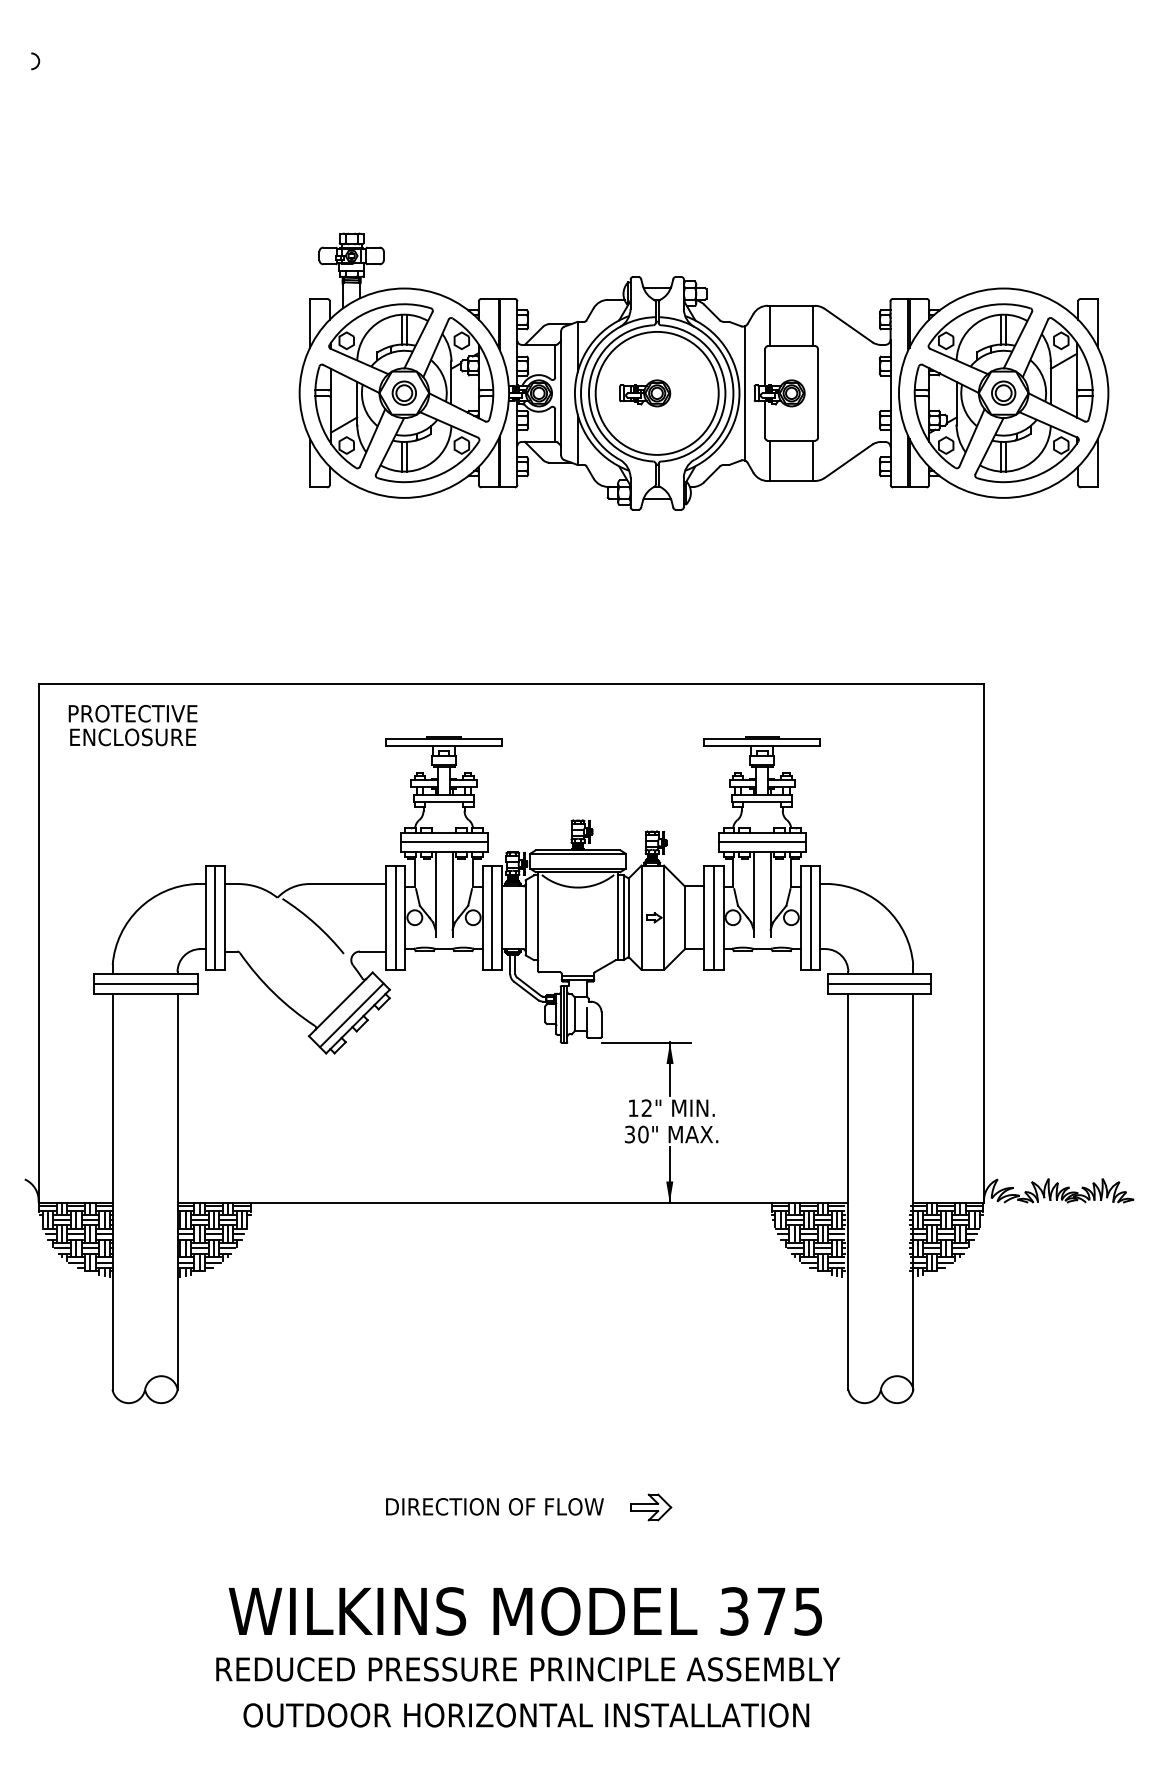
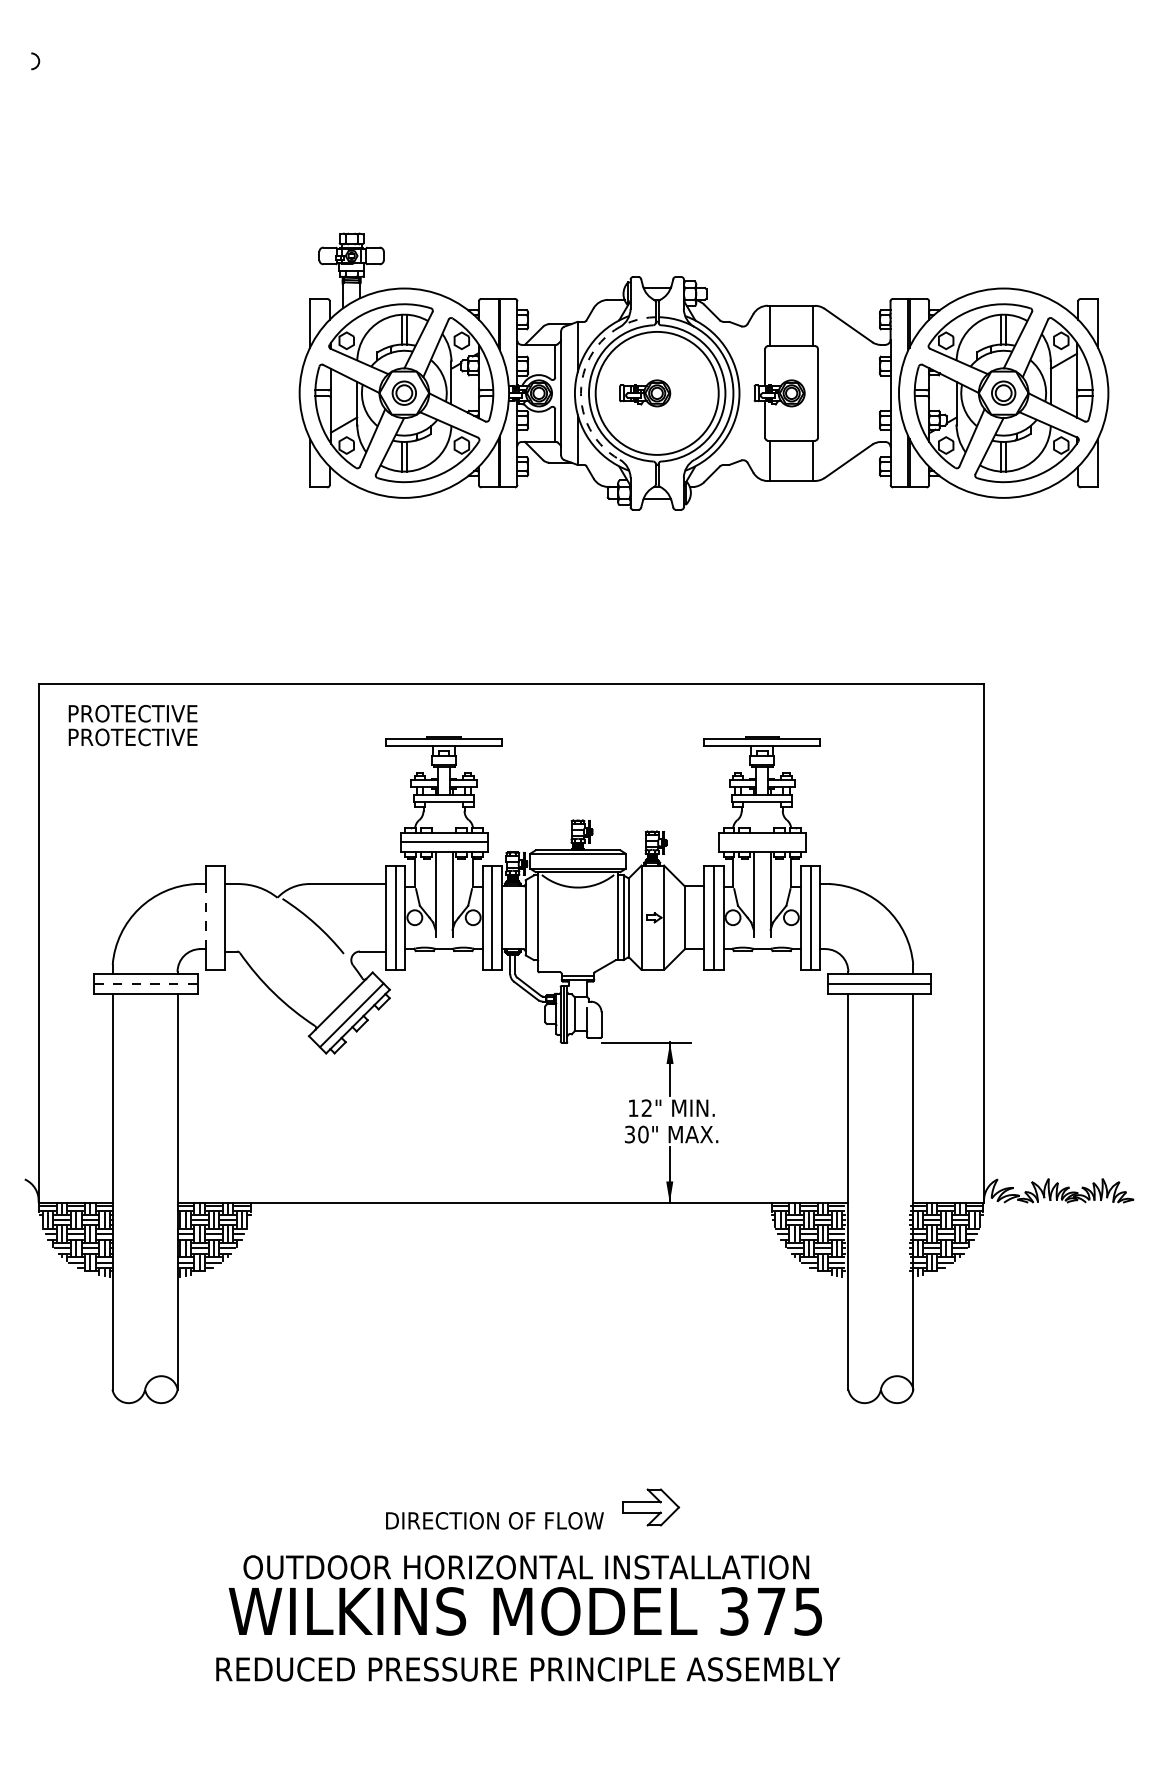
arc: solid -> dashed (583, 374)
line: present -> none (745, 393)
text: ENCLOSURE -> PROTECTIVE (132, 737)
line: present -> none (761, 842)
line: solid -> dashed (205, 916)
line: present -> none (215, 917)
line: solid -> dashed (146, 983)
text position: (494, 1506) -> (494, 1520) (494, 1520)
part size: 43x29 px -> 59x39 px (651, 1507)
text position: (526, 1715) -> (526, 1567) (526, 1567)
